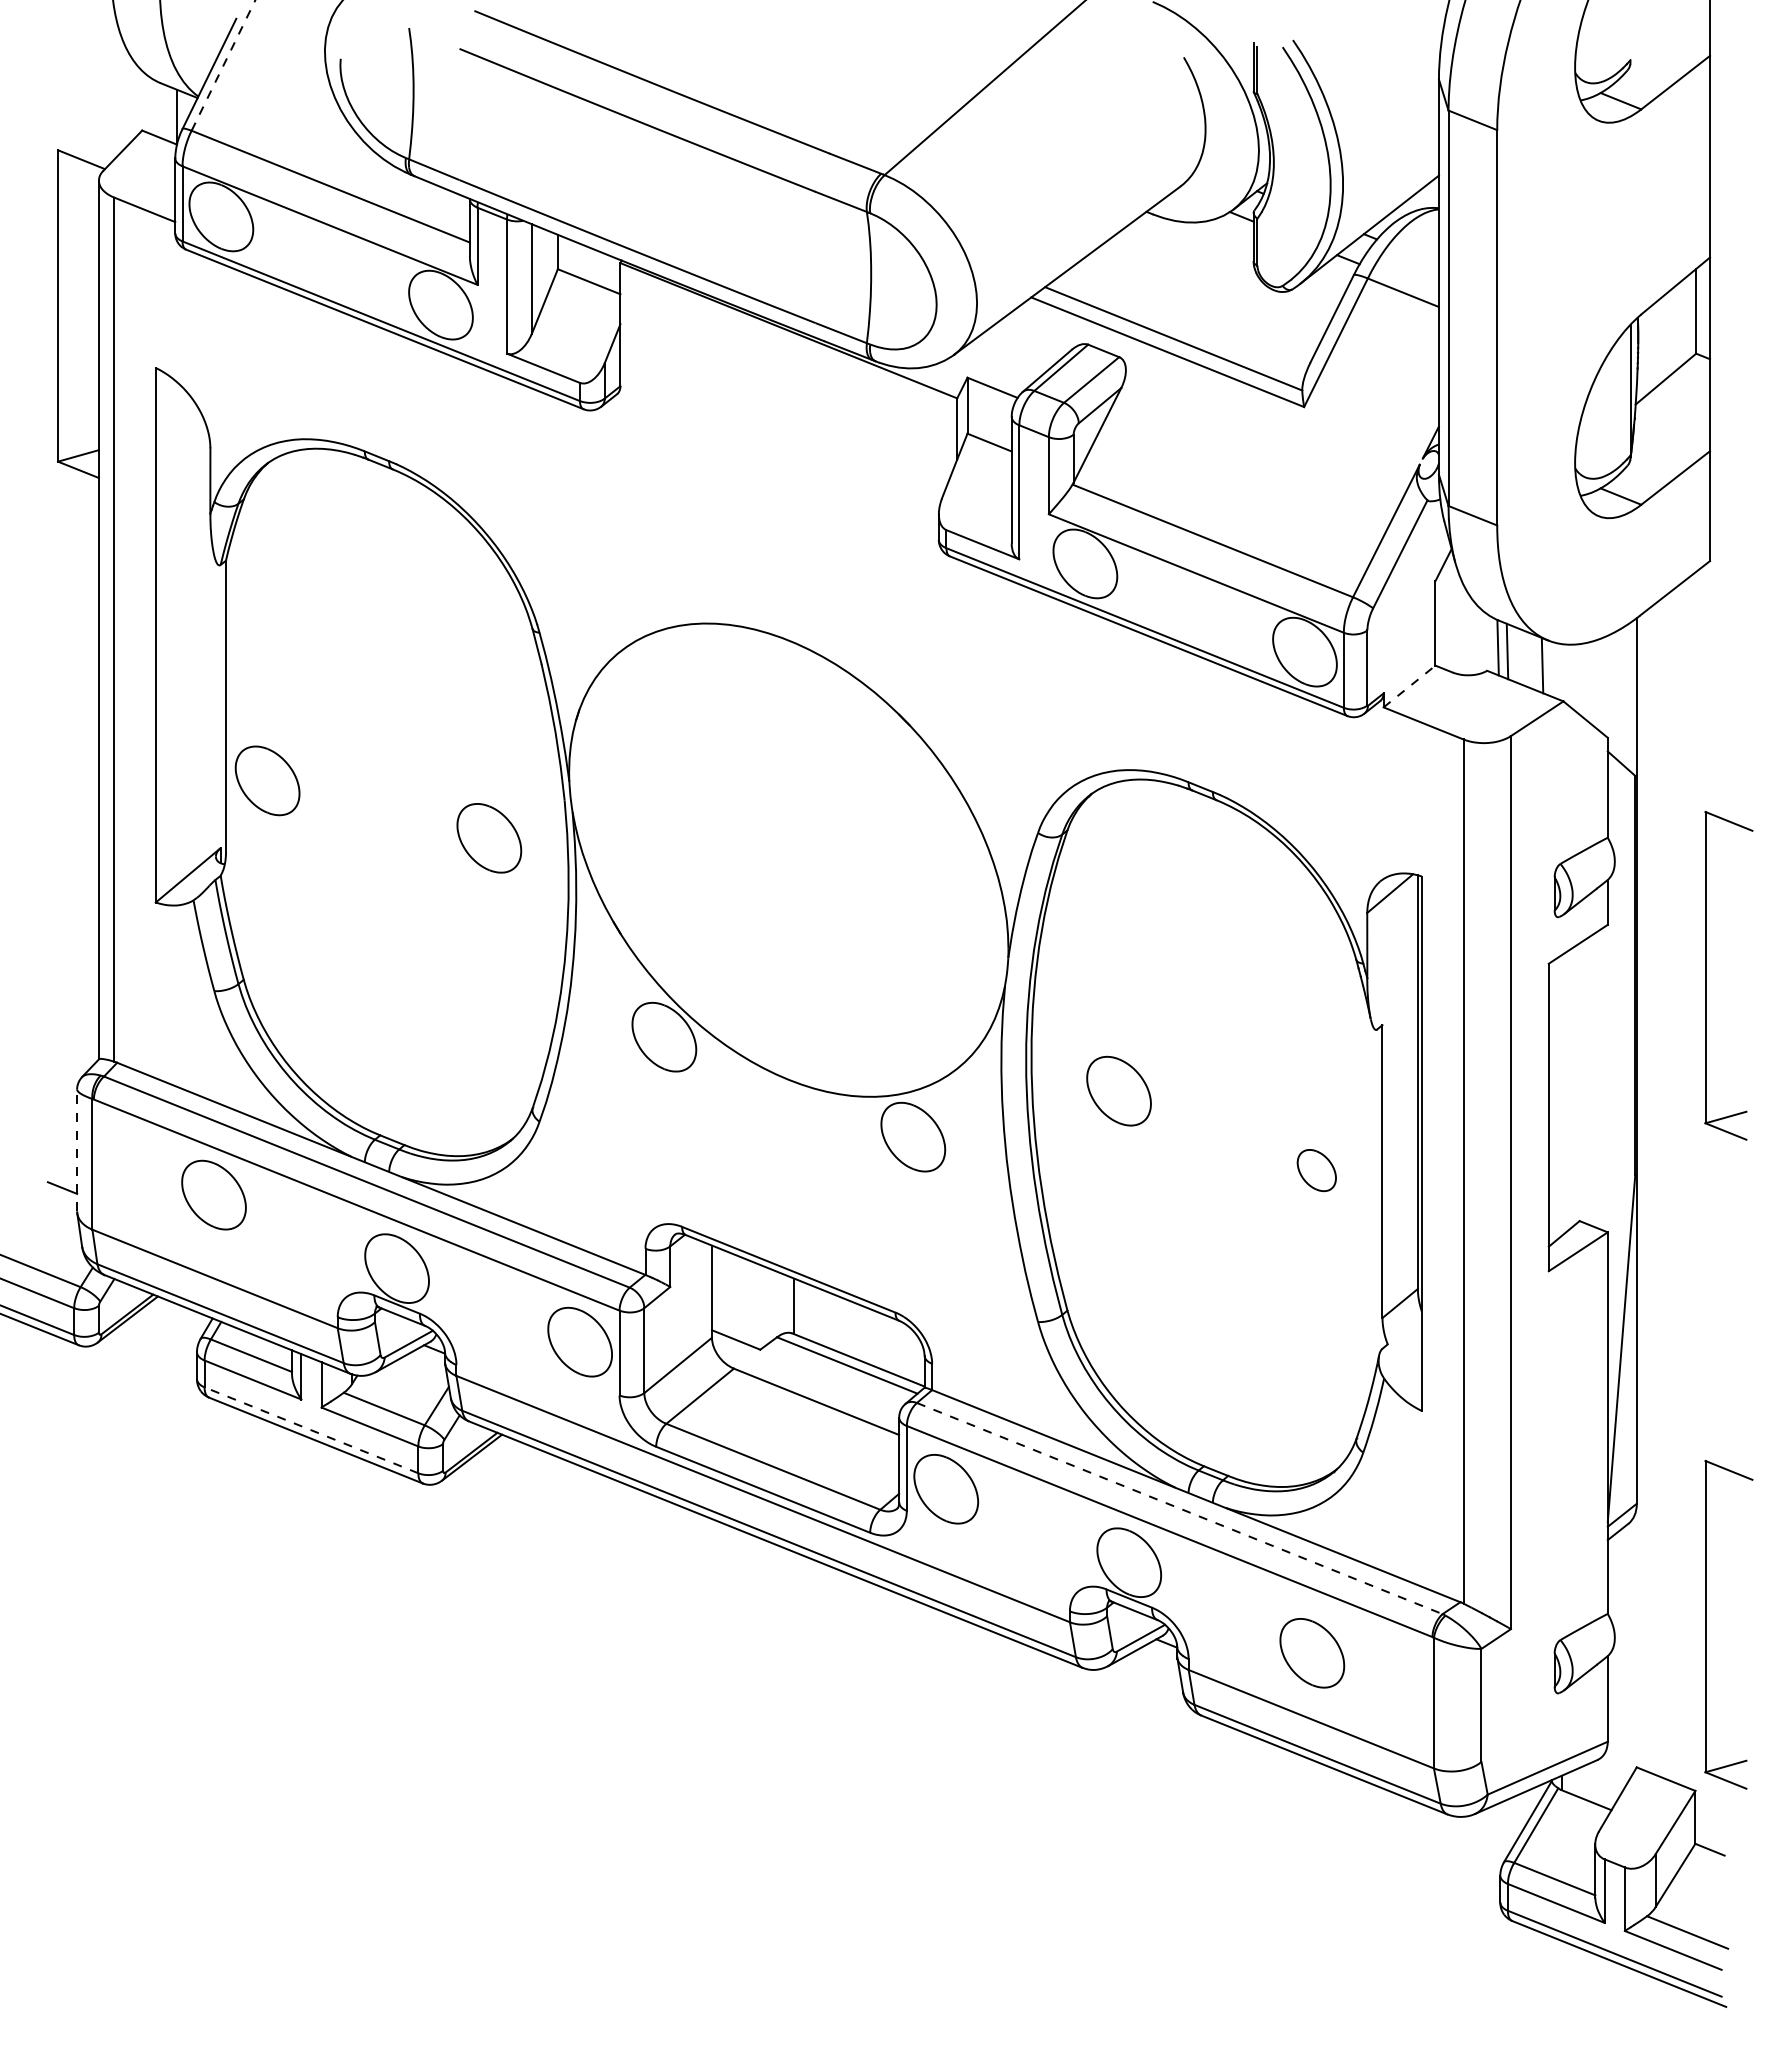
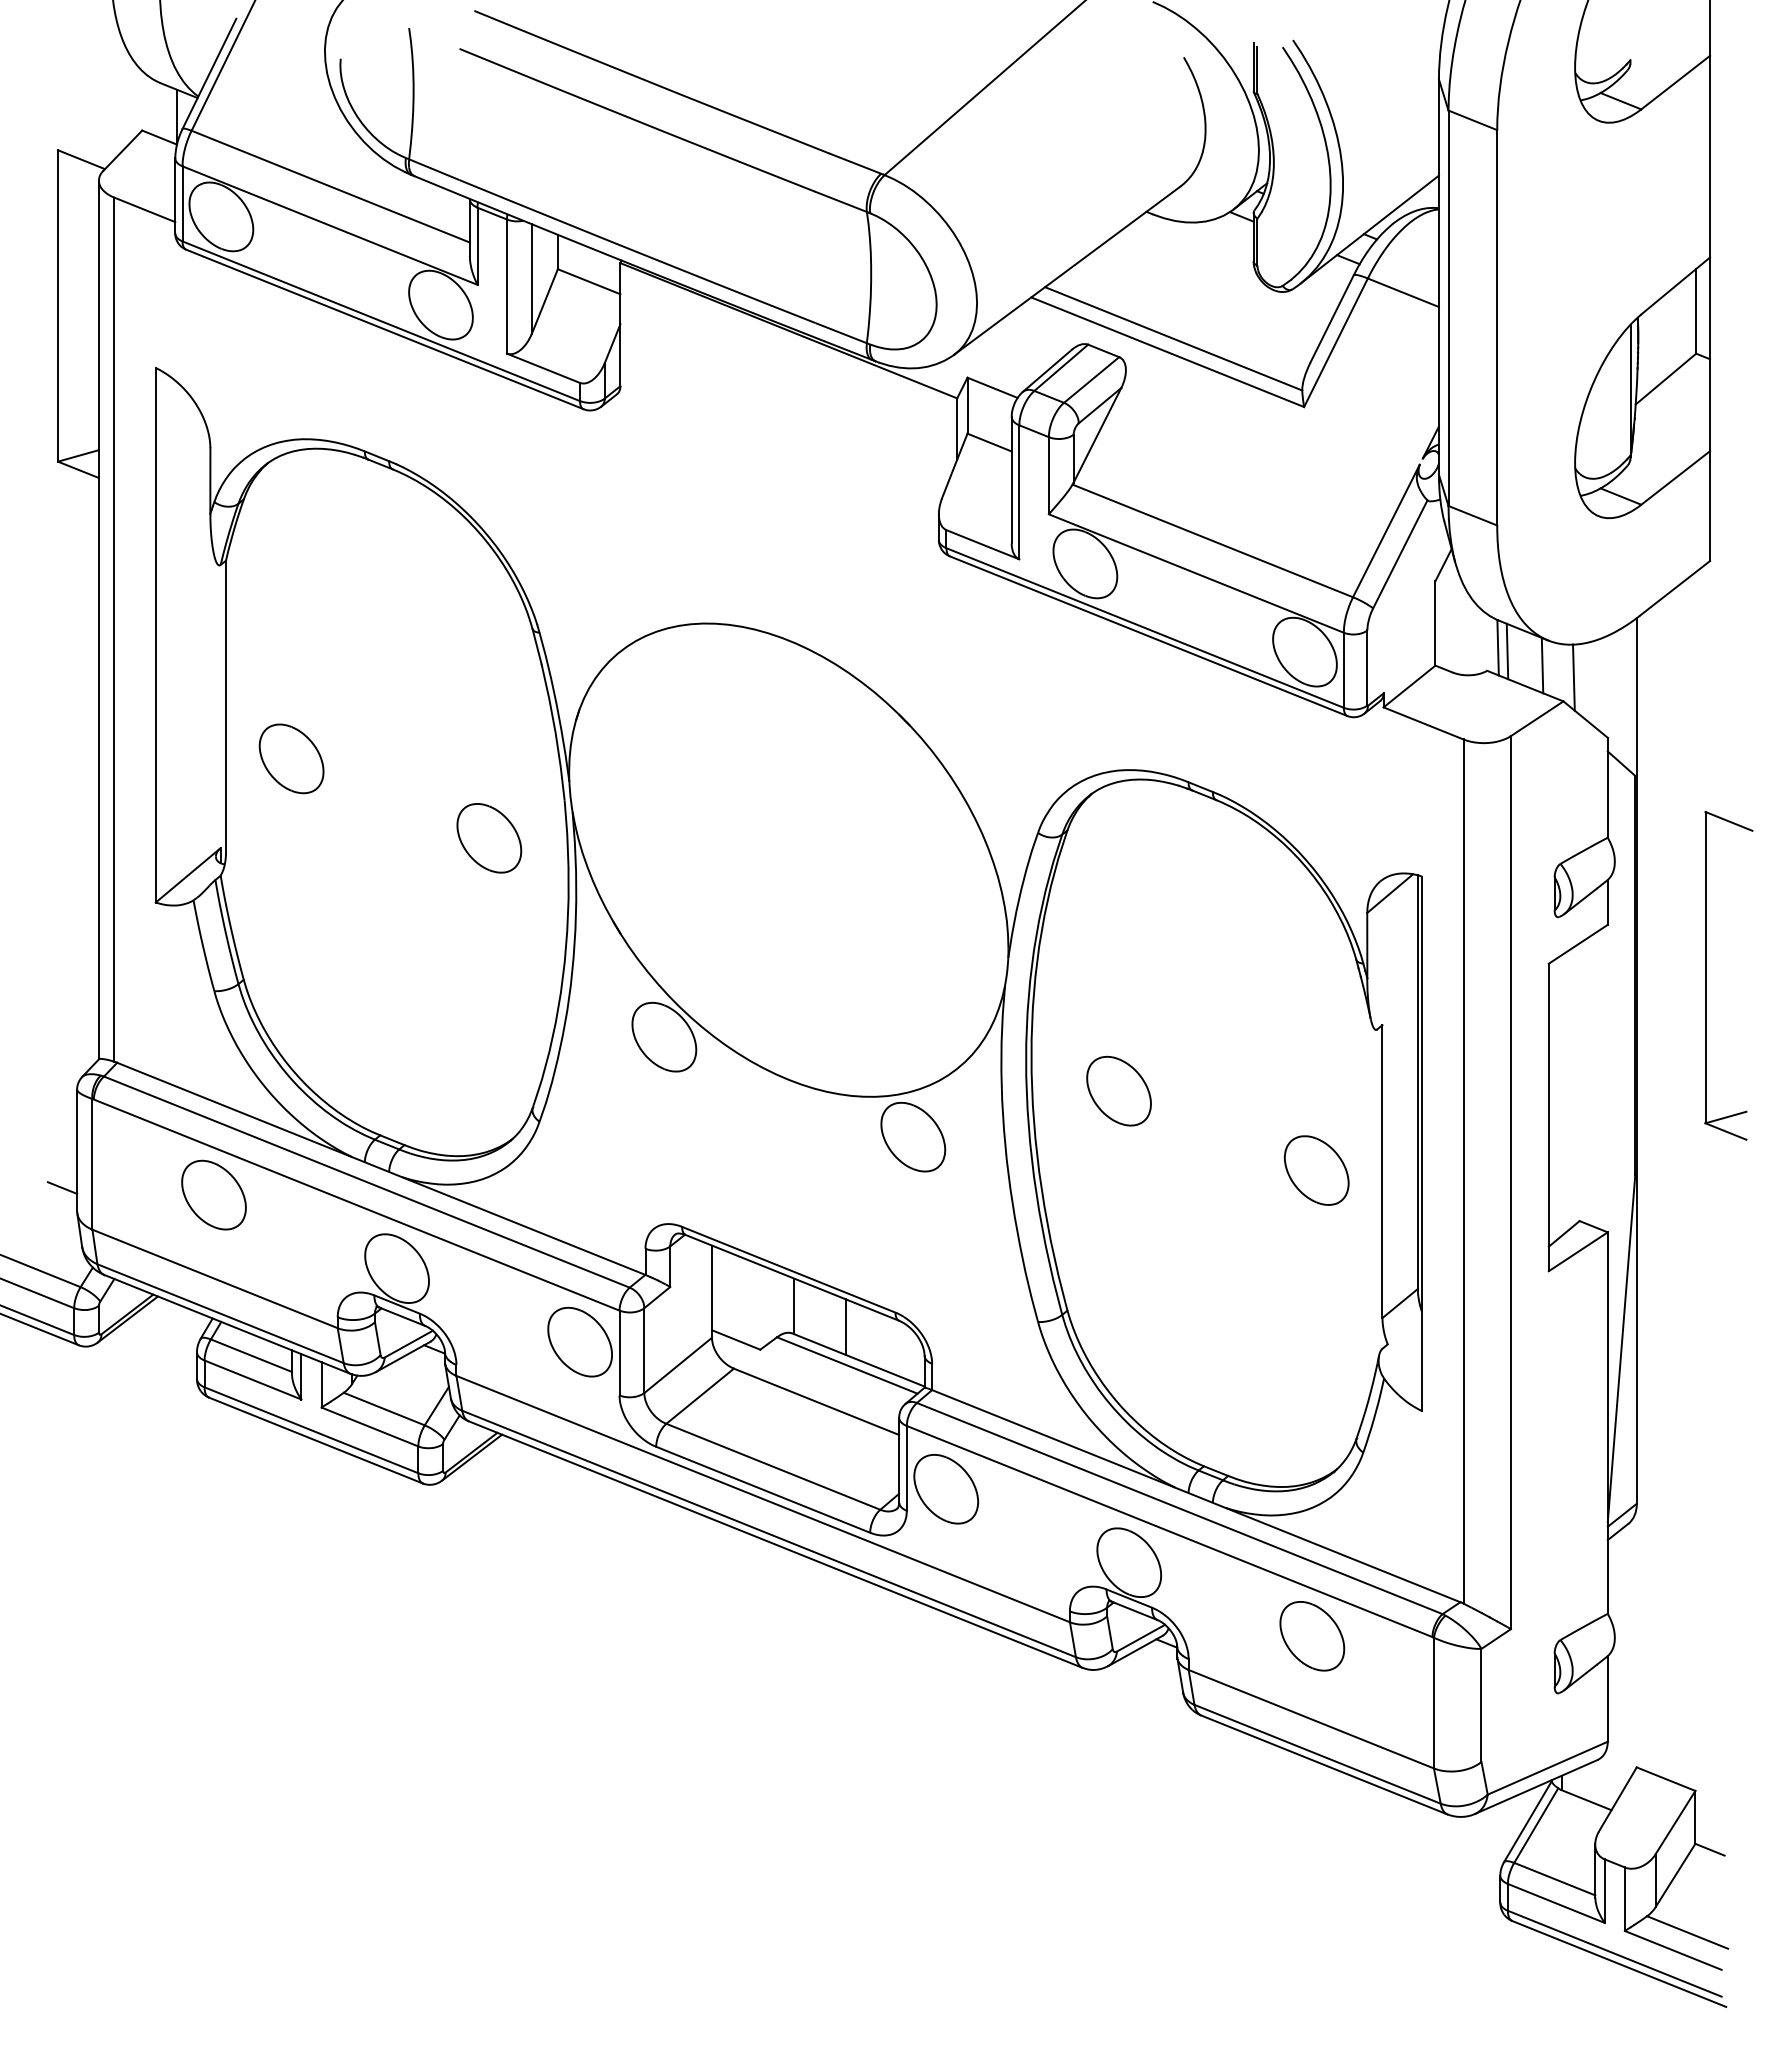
line: dashed -> solid (223, 65)
line: none -> present (1573, 677)
line: dashed -> solid (1409, 686)
part position: (267, 780) -> (291, 758) (291, 758)
line: dashed -> solid (77, 1150)
part size: 41x44 px -> 66x71 px (1316, 1170)
line: none -> present (846, 1326)
line: dashed -> solid (311, 1430)
line: dashed -> solid (1180, 1508)
part: present -> none (1706, 1624)
part position: (1312, 1653) -> (1312, 1636) (1312, 1636)
